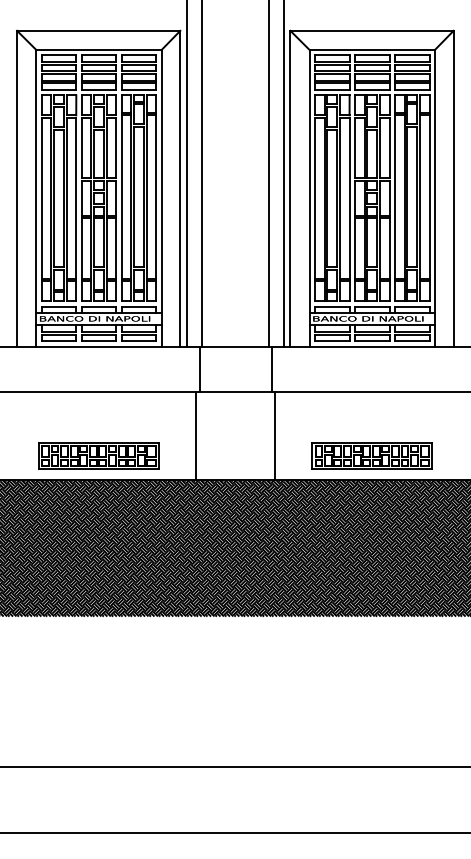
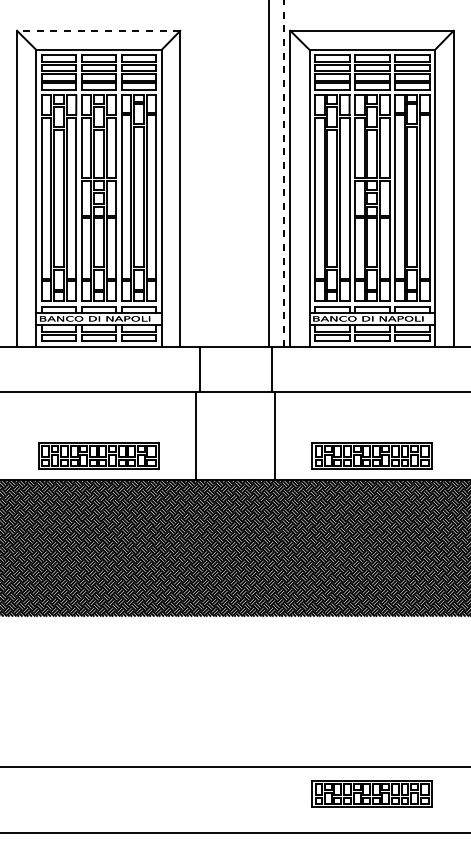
line: solid -> dashed (98, 30)
line: solid -> dashed (284, 173)
line: present -> none (186, 174)
line: present -> none (202, 174)
part: none -> present (371, 793)
